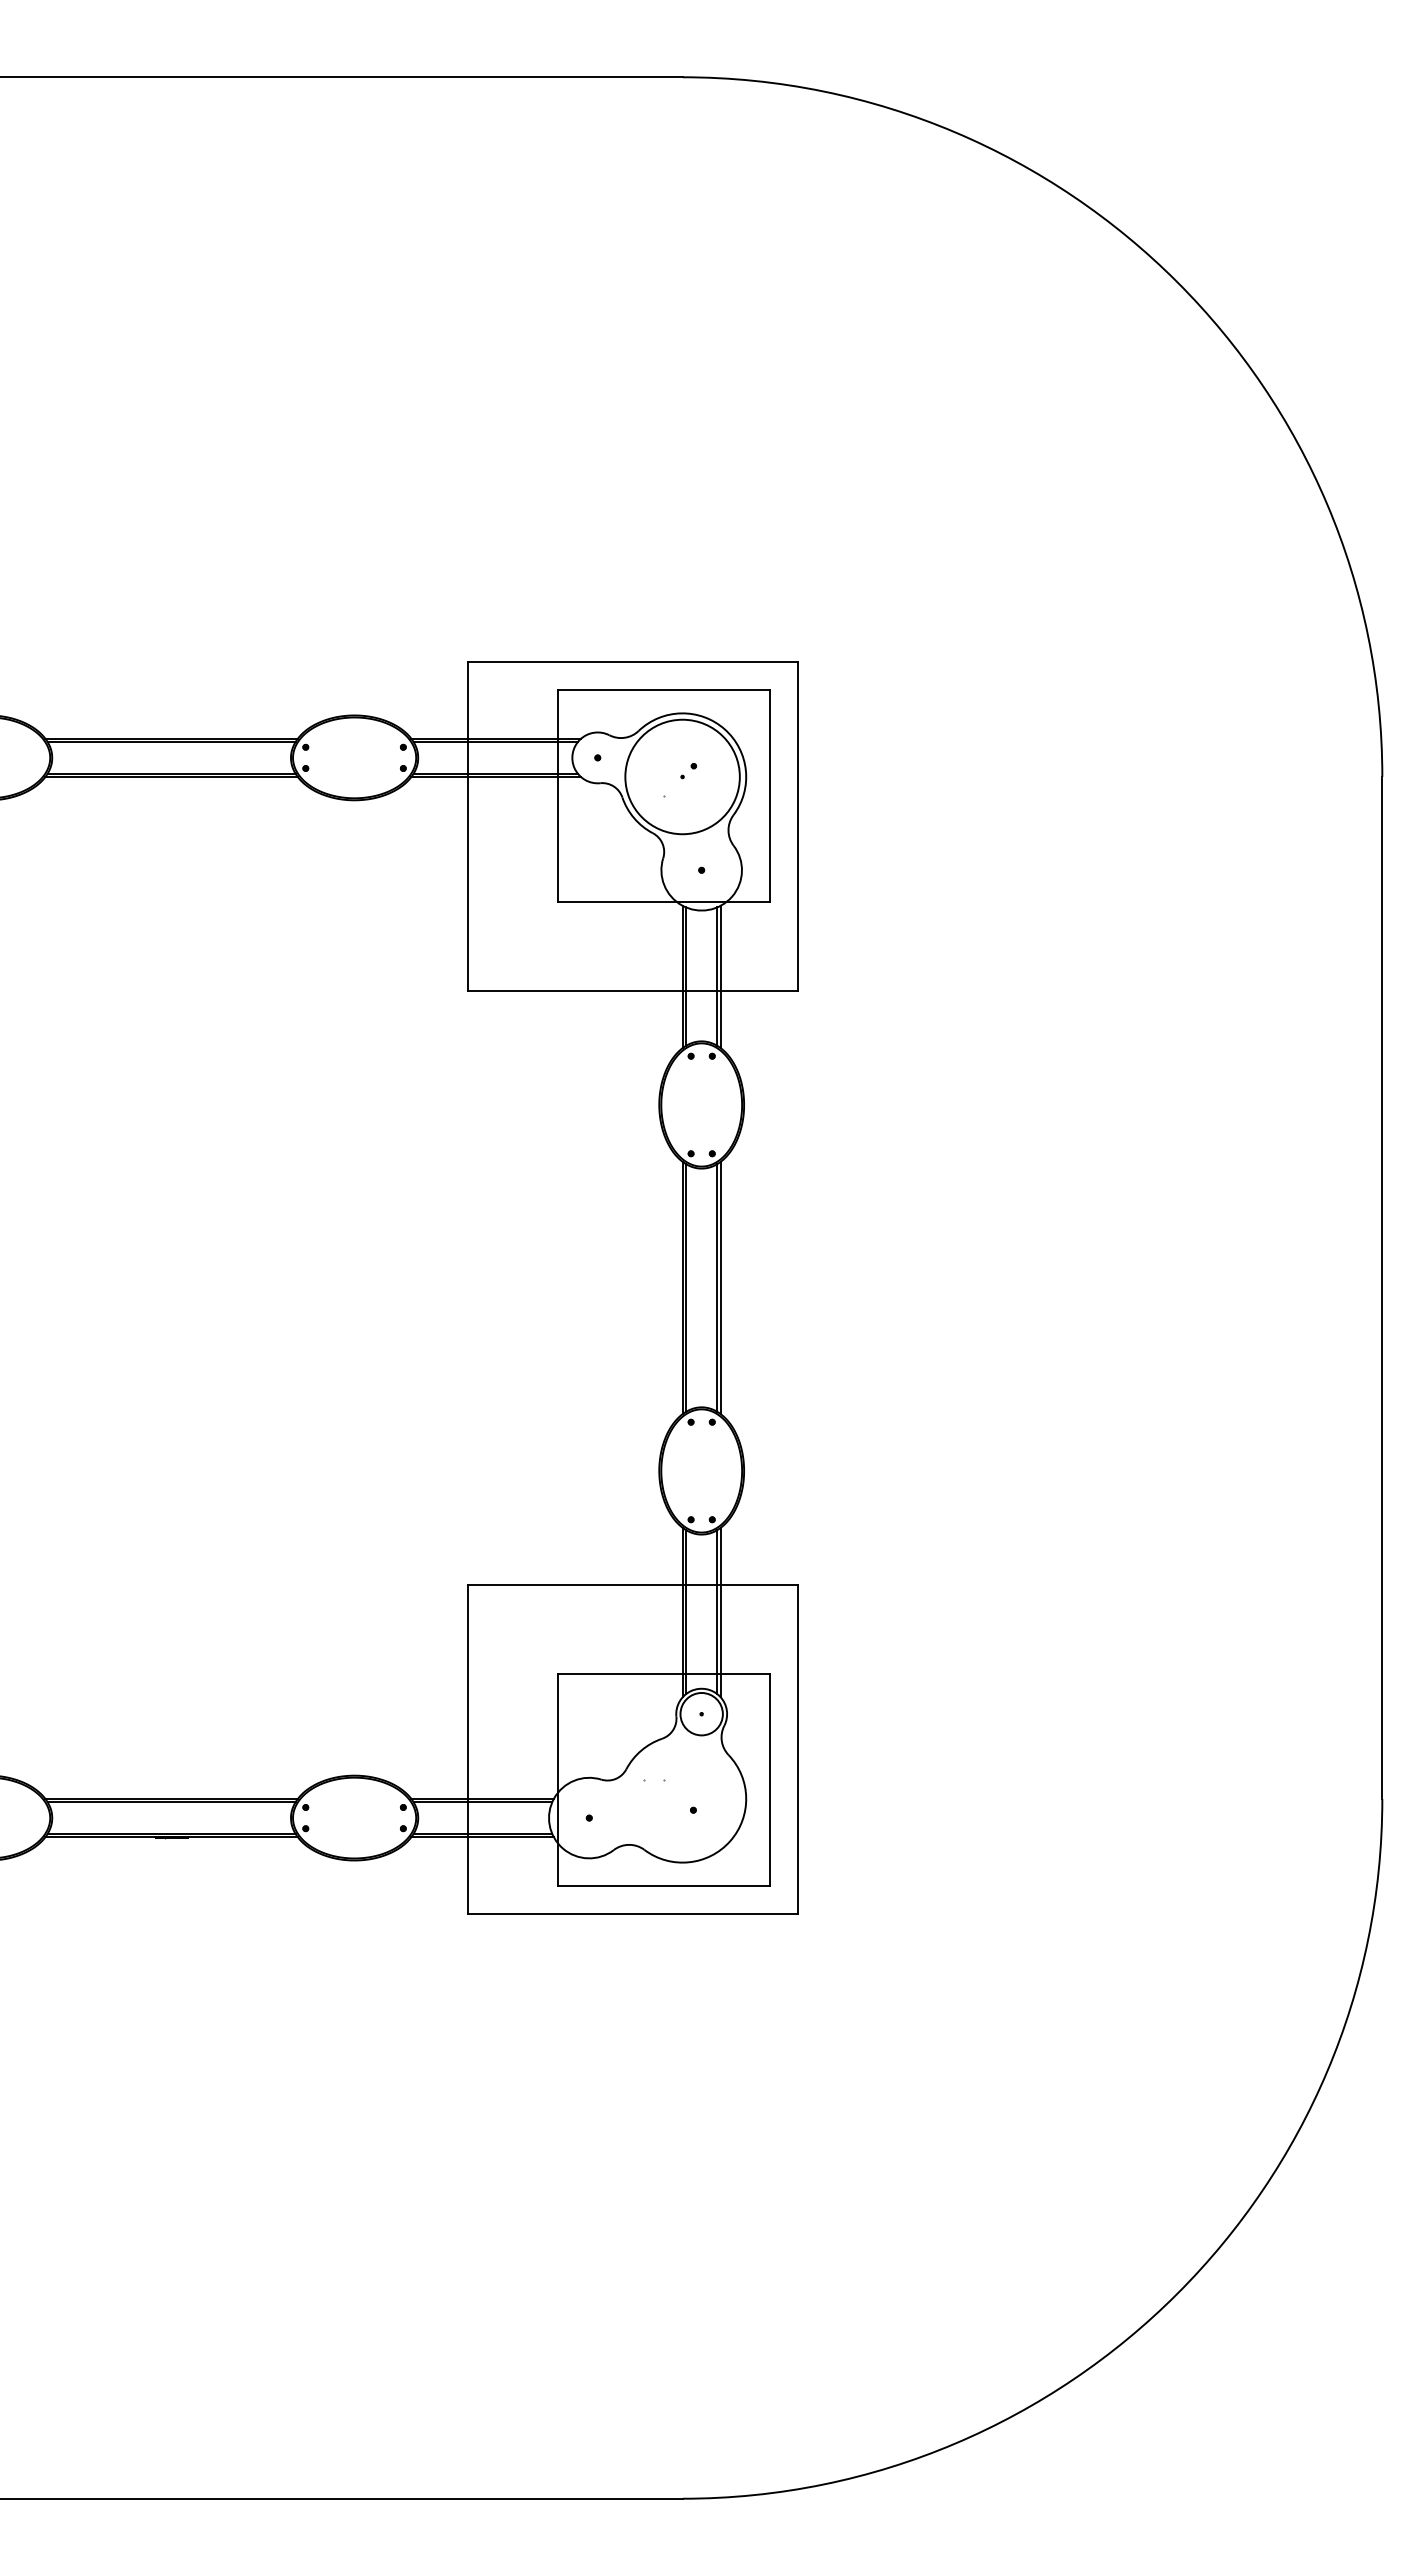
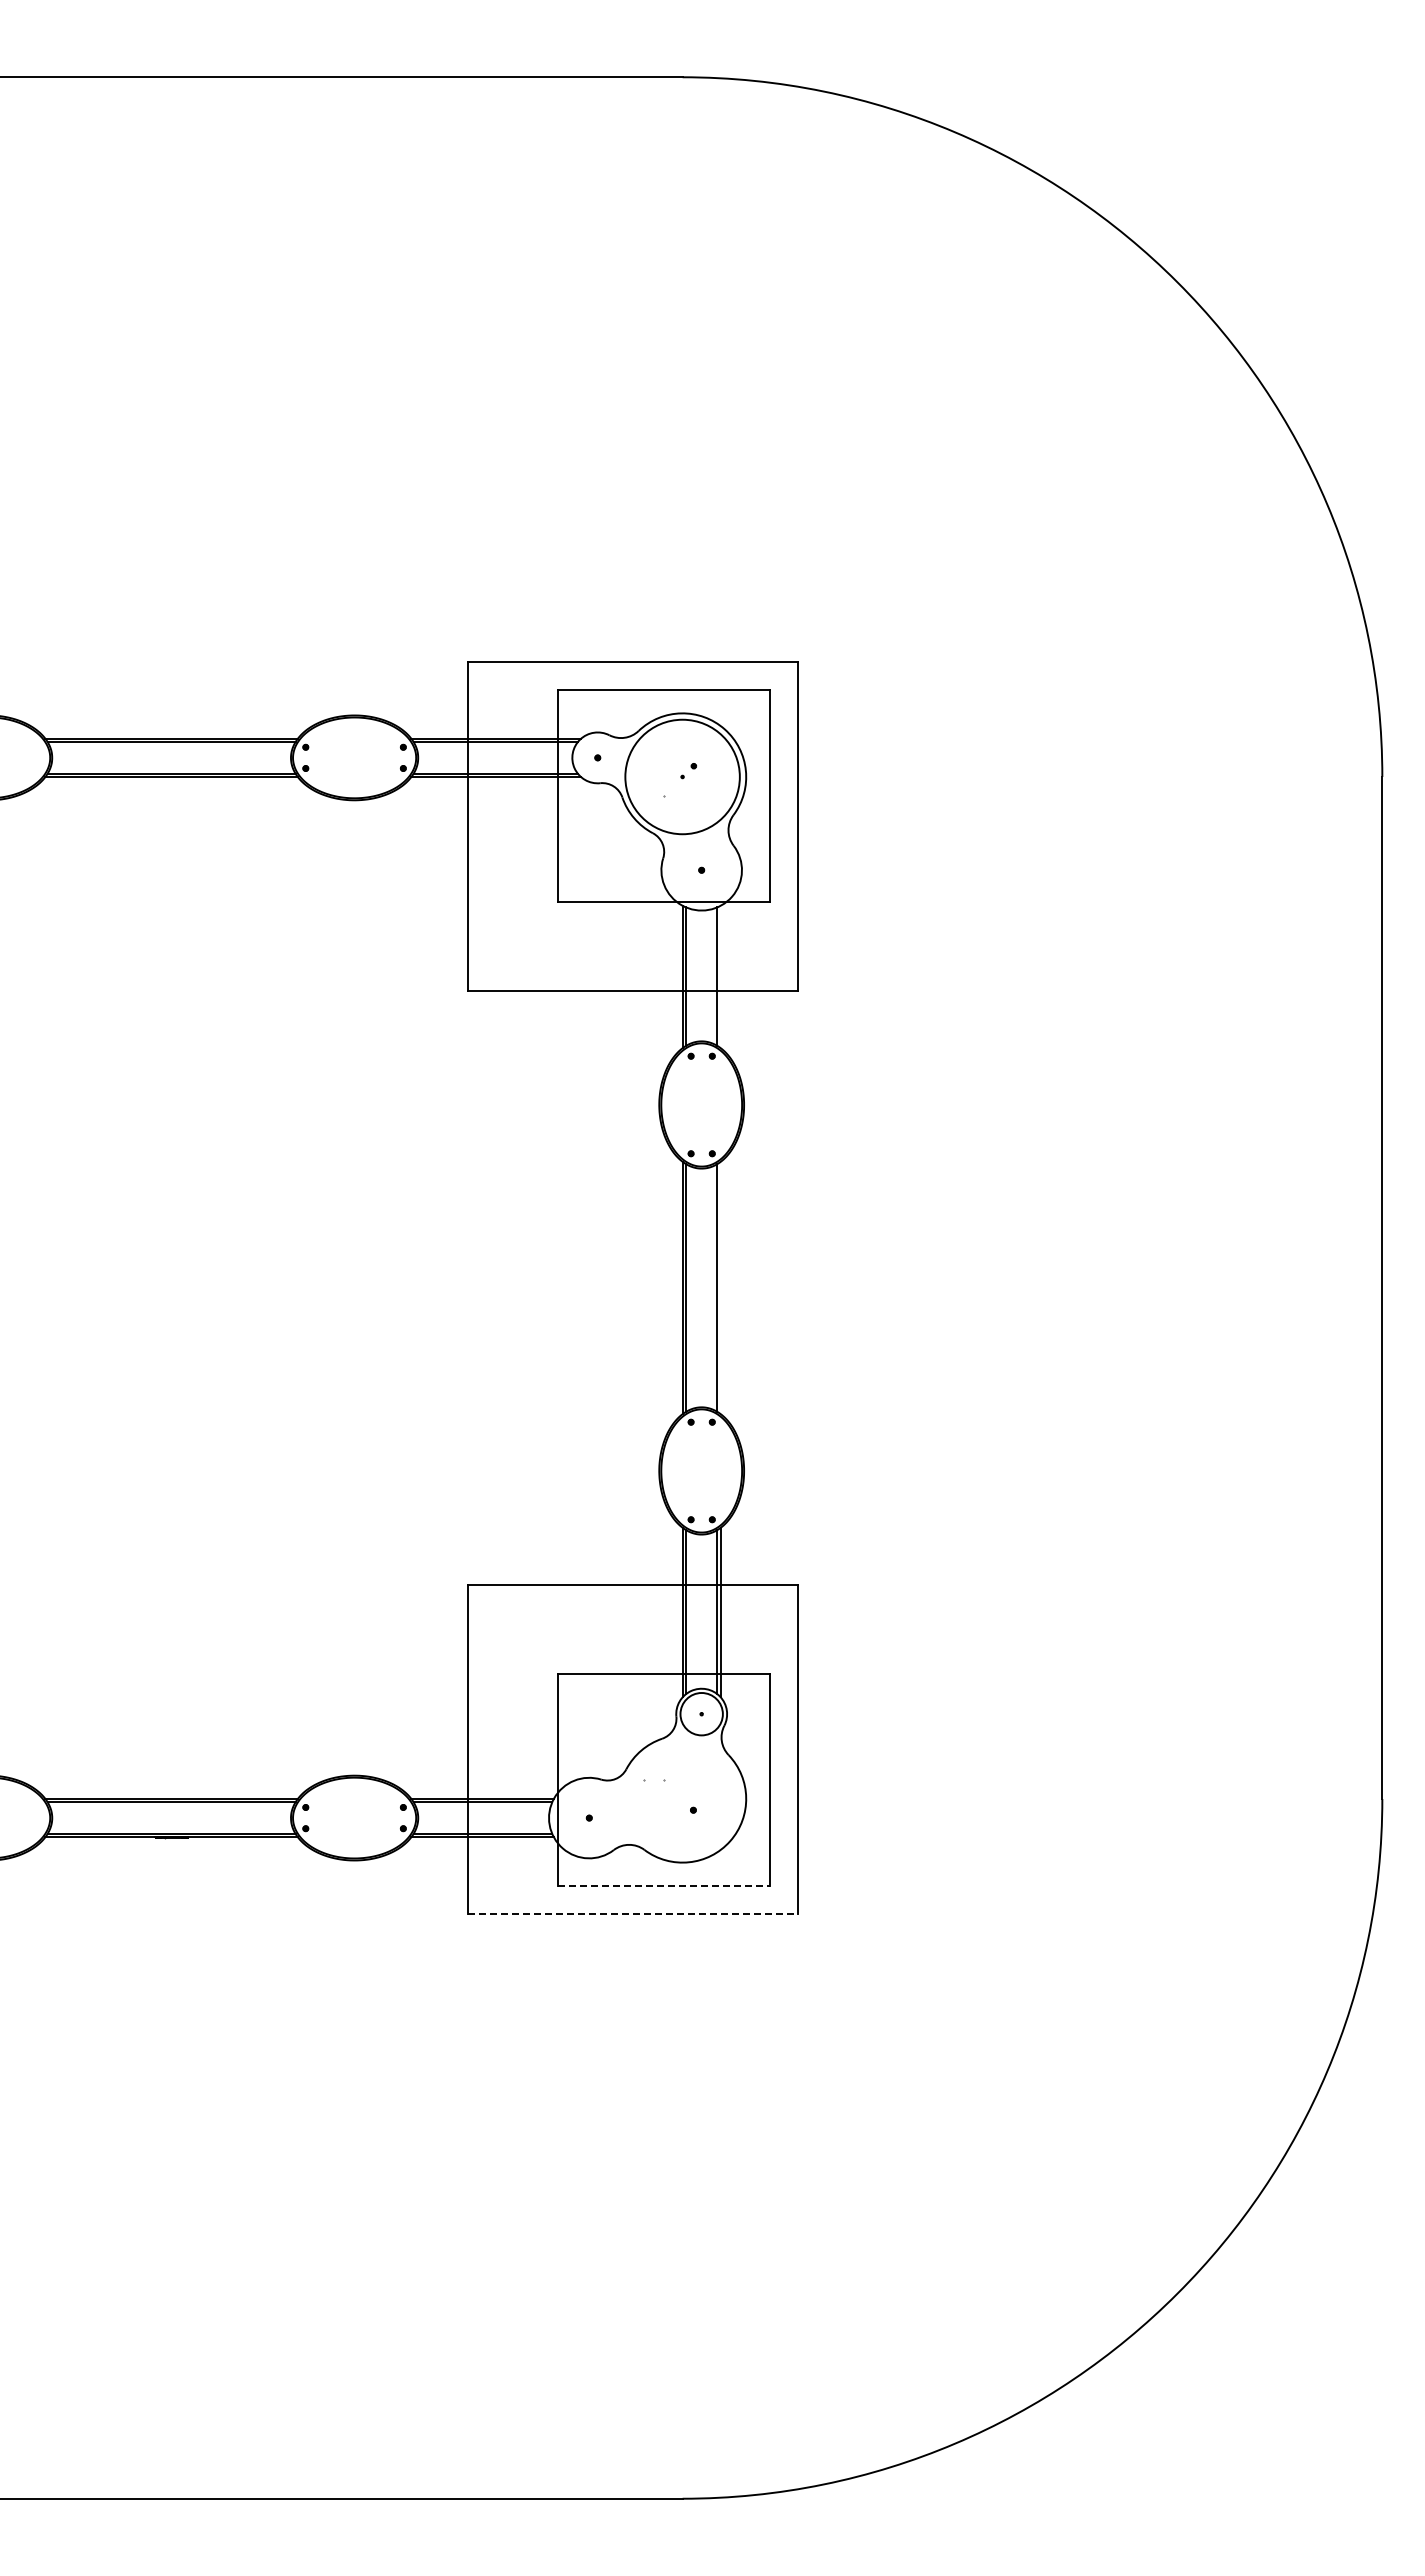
line: present -> none (720, 976)
line: present -> none (720, 1287)
line: solid -> dashed (664, 1885)
line: solid -> dashed (633, 1914)
